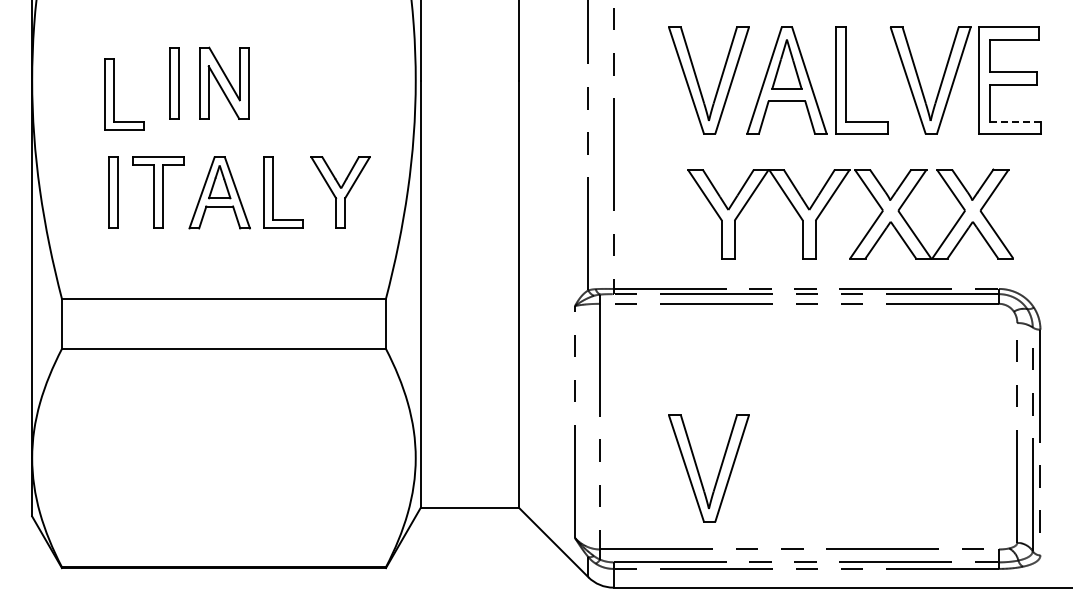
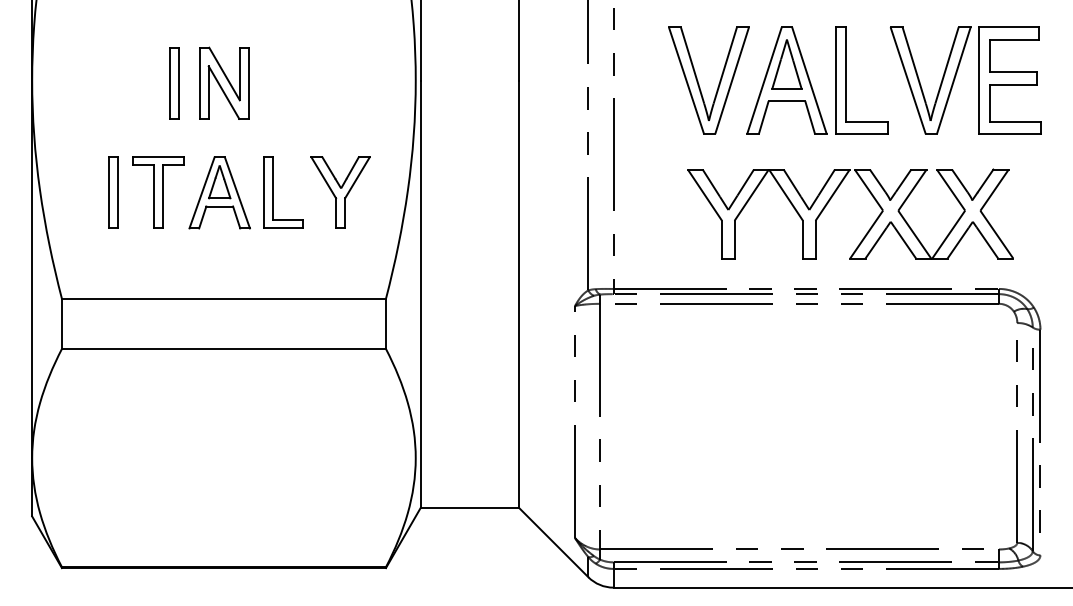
part: present -> none (114, 94)
line: dashed -> solid (1014, 121)
part: present -> none (699, 472)
